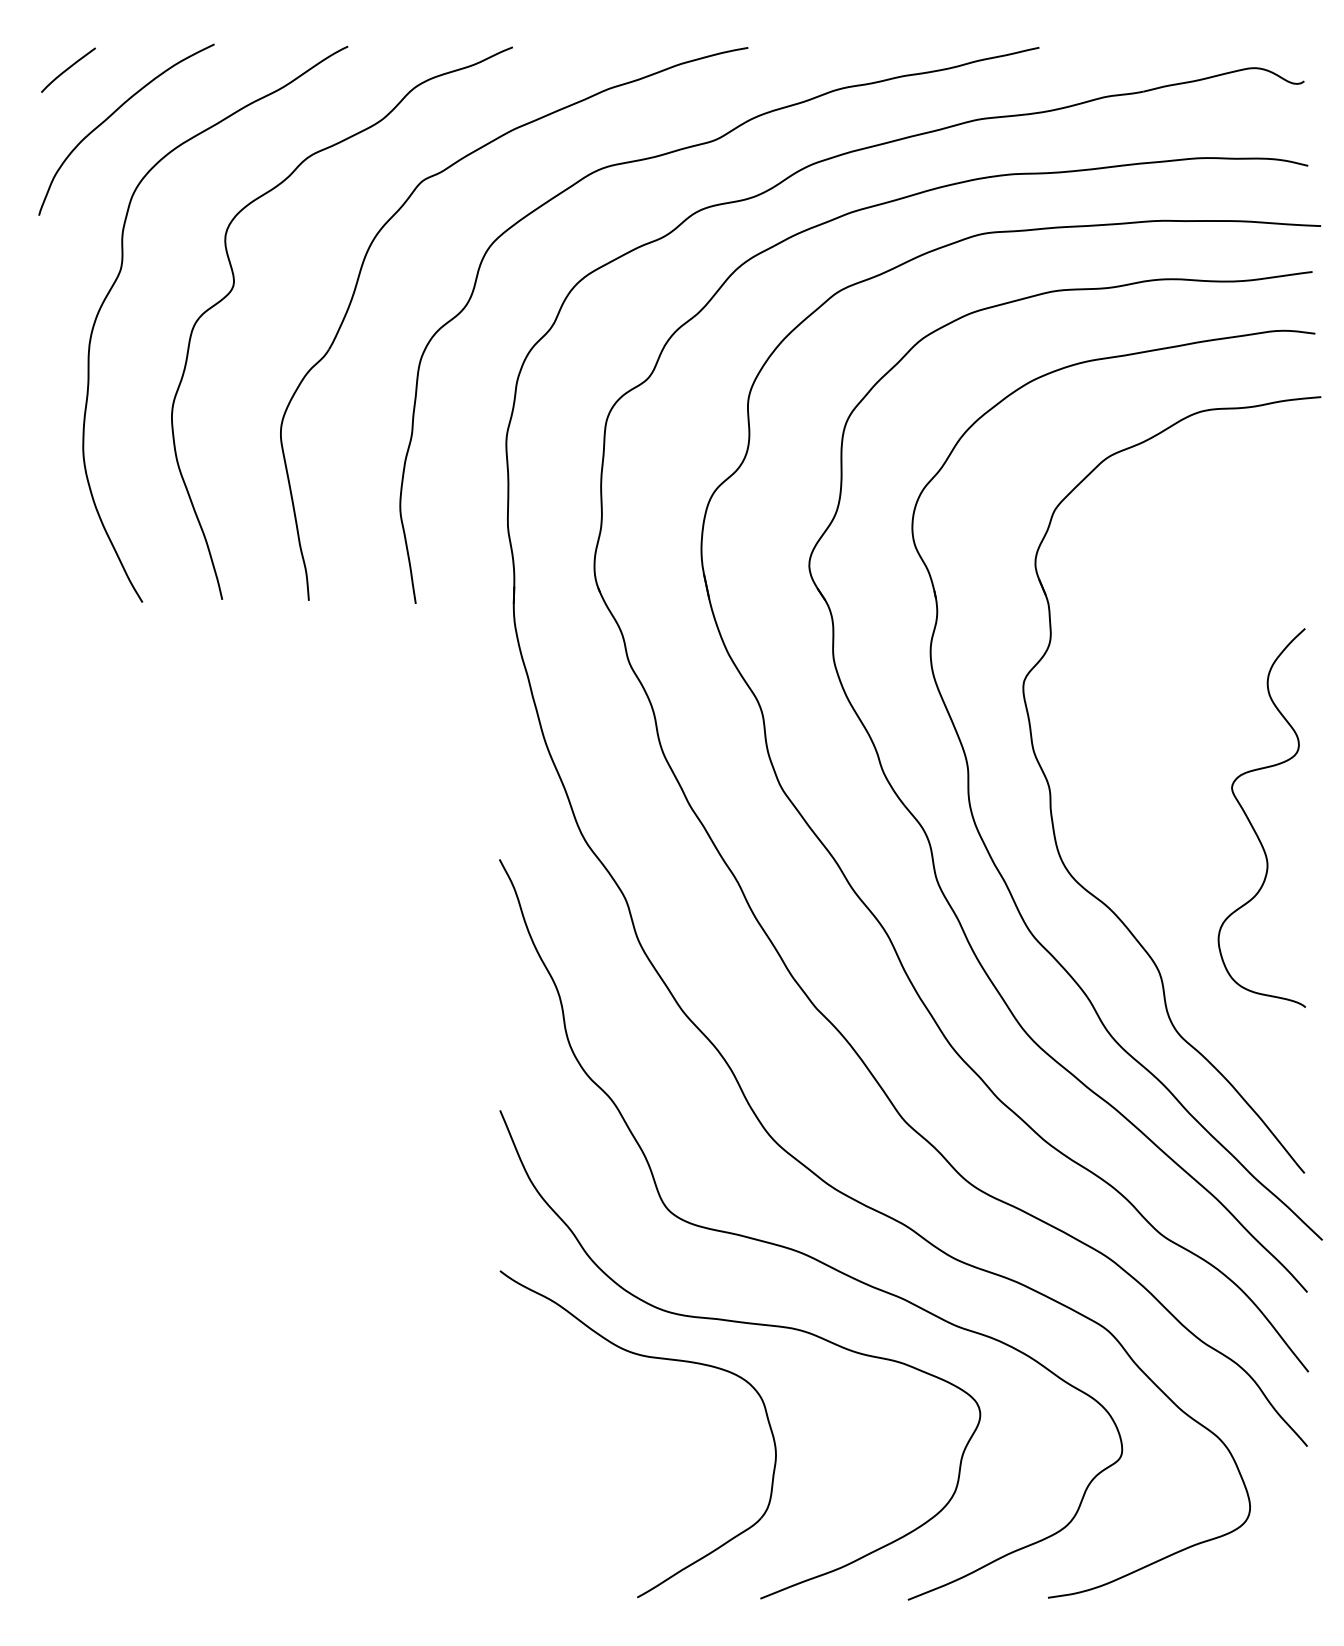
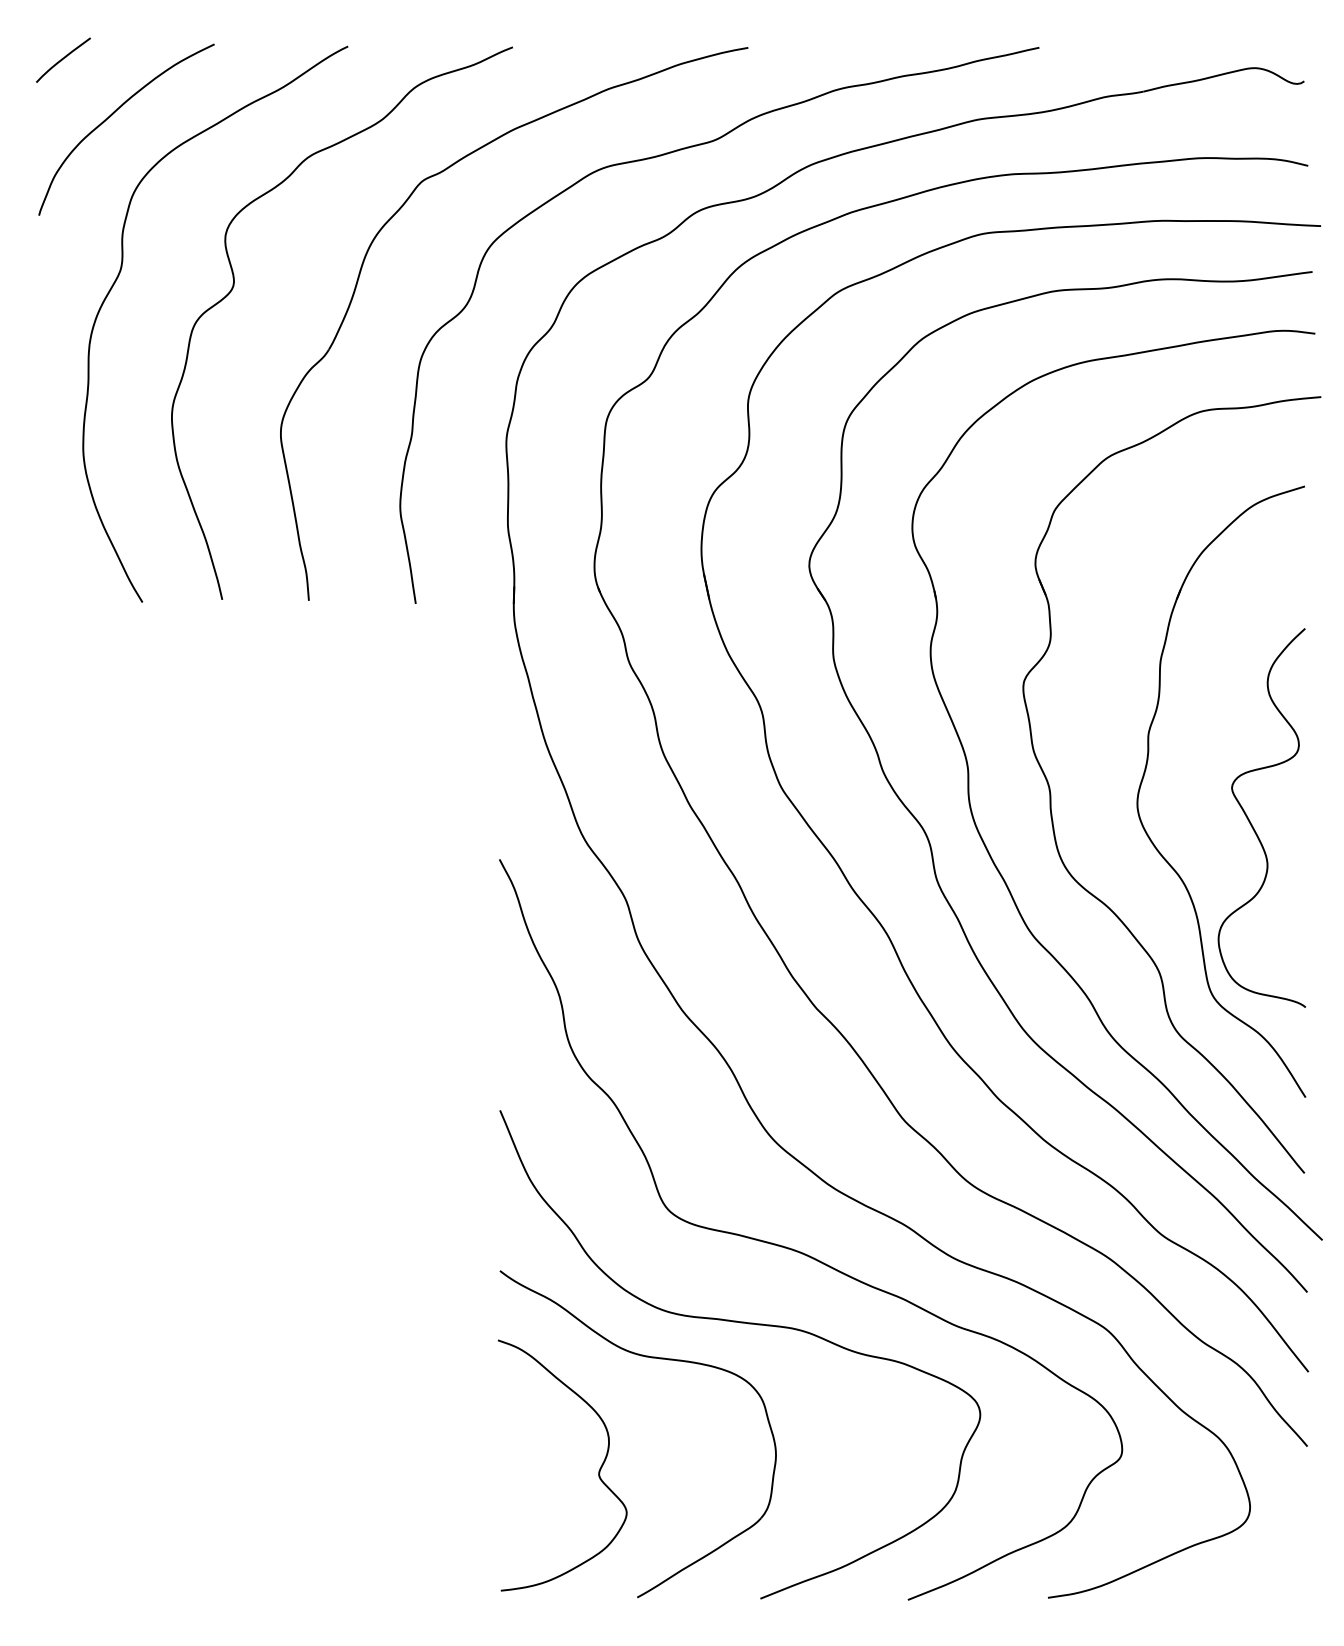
curve position: (68, 69) -> (63, 59) (63, 59)
part: none -> present (1146, 770)
curve: none -> present (598, 1471)
